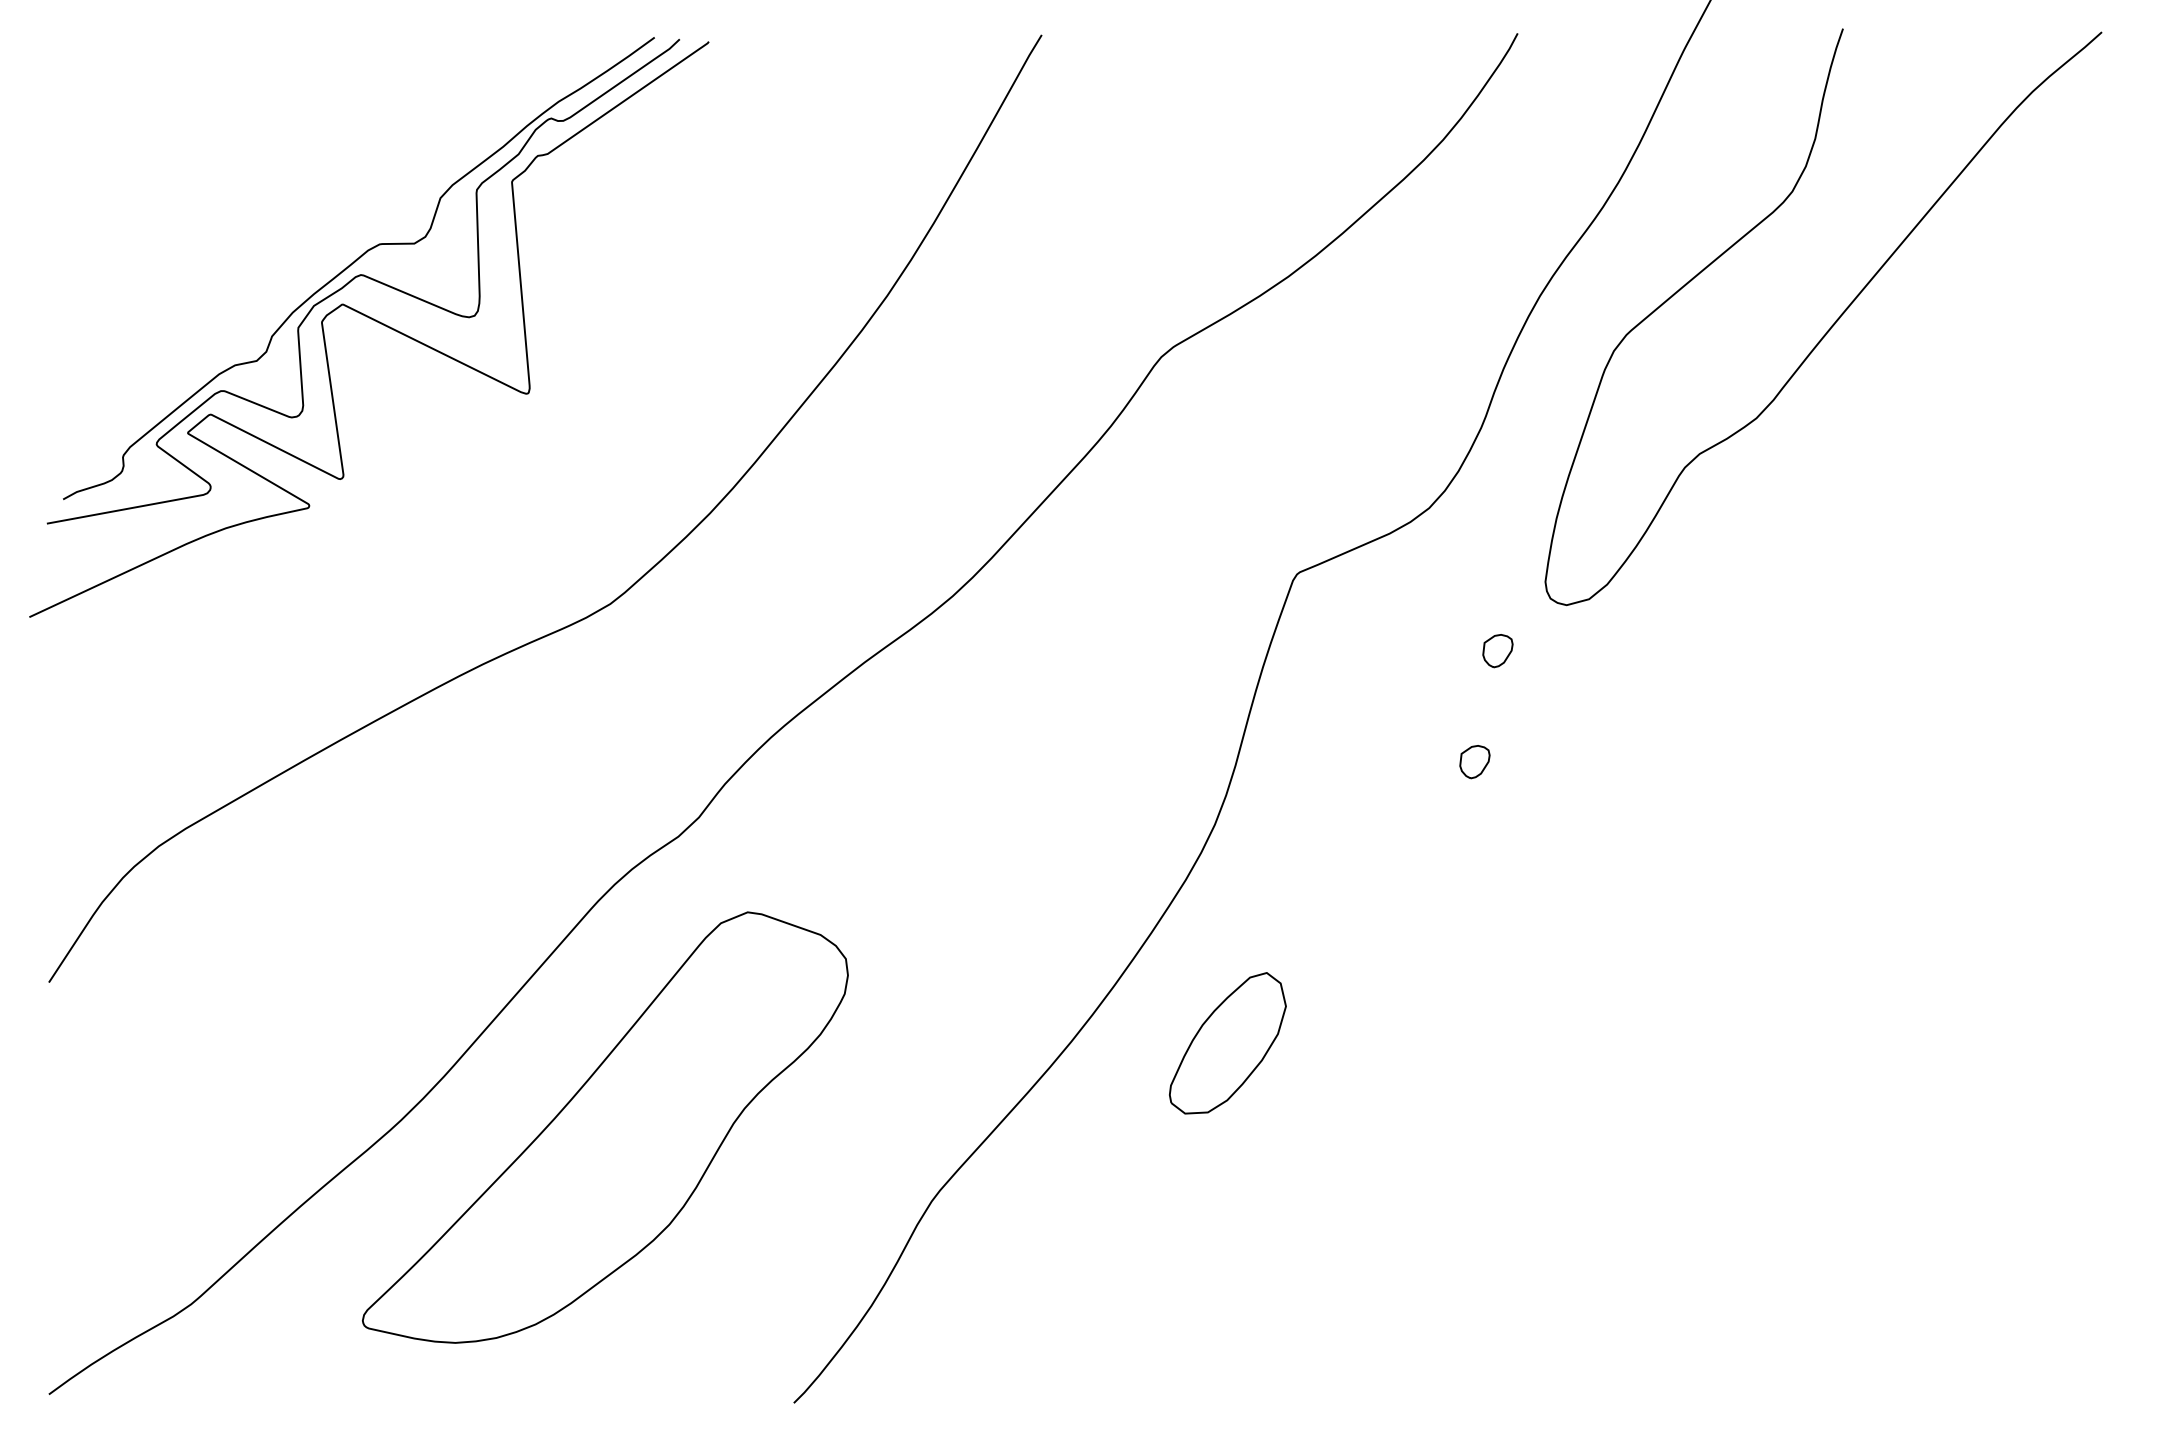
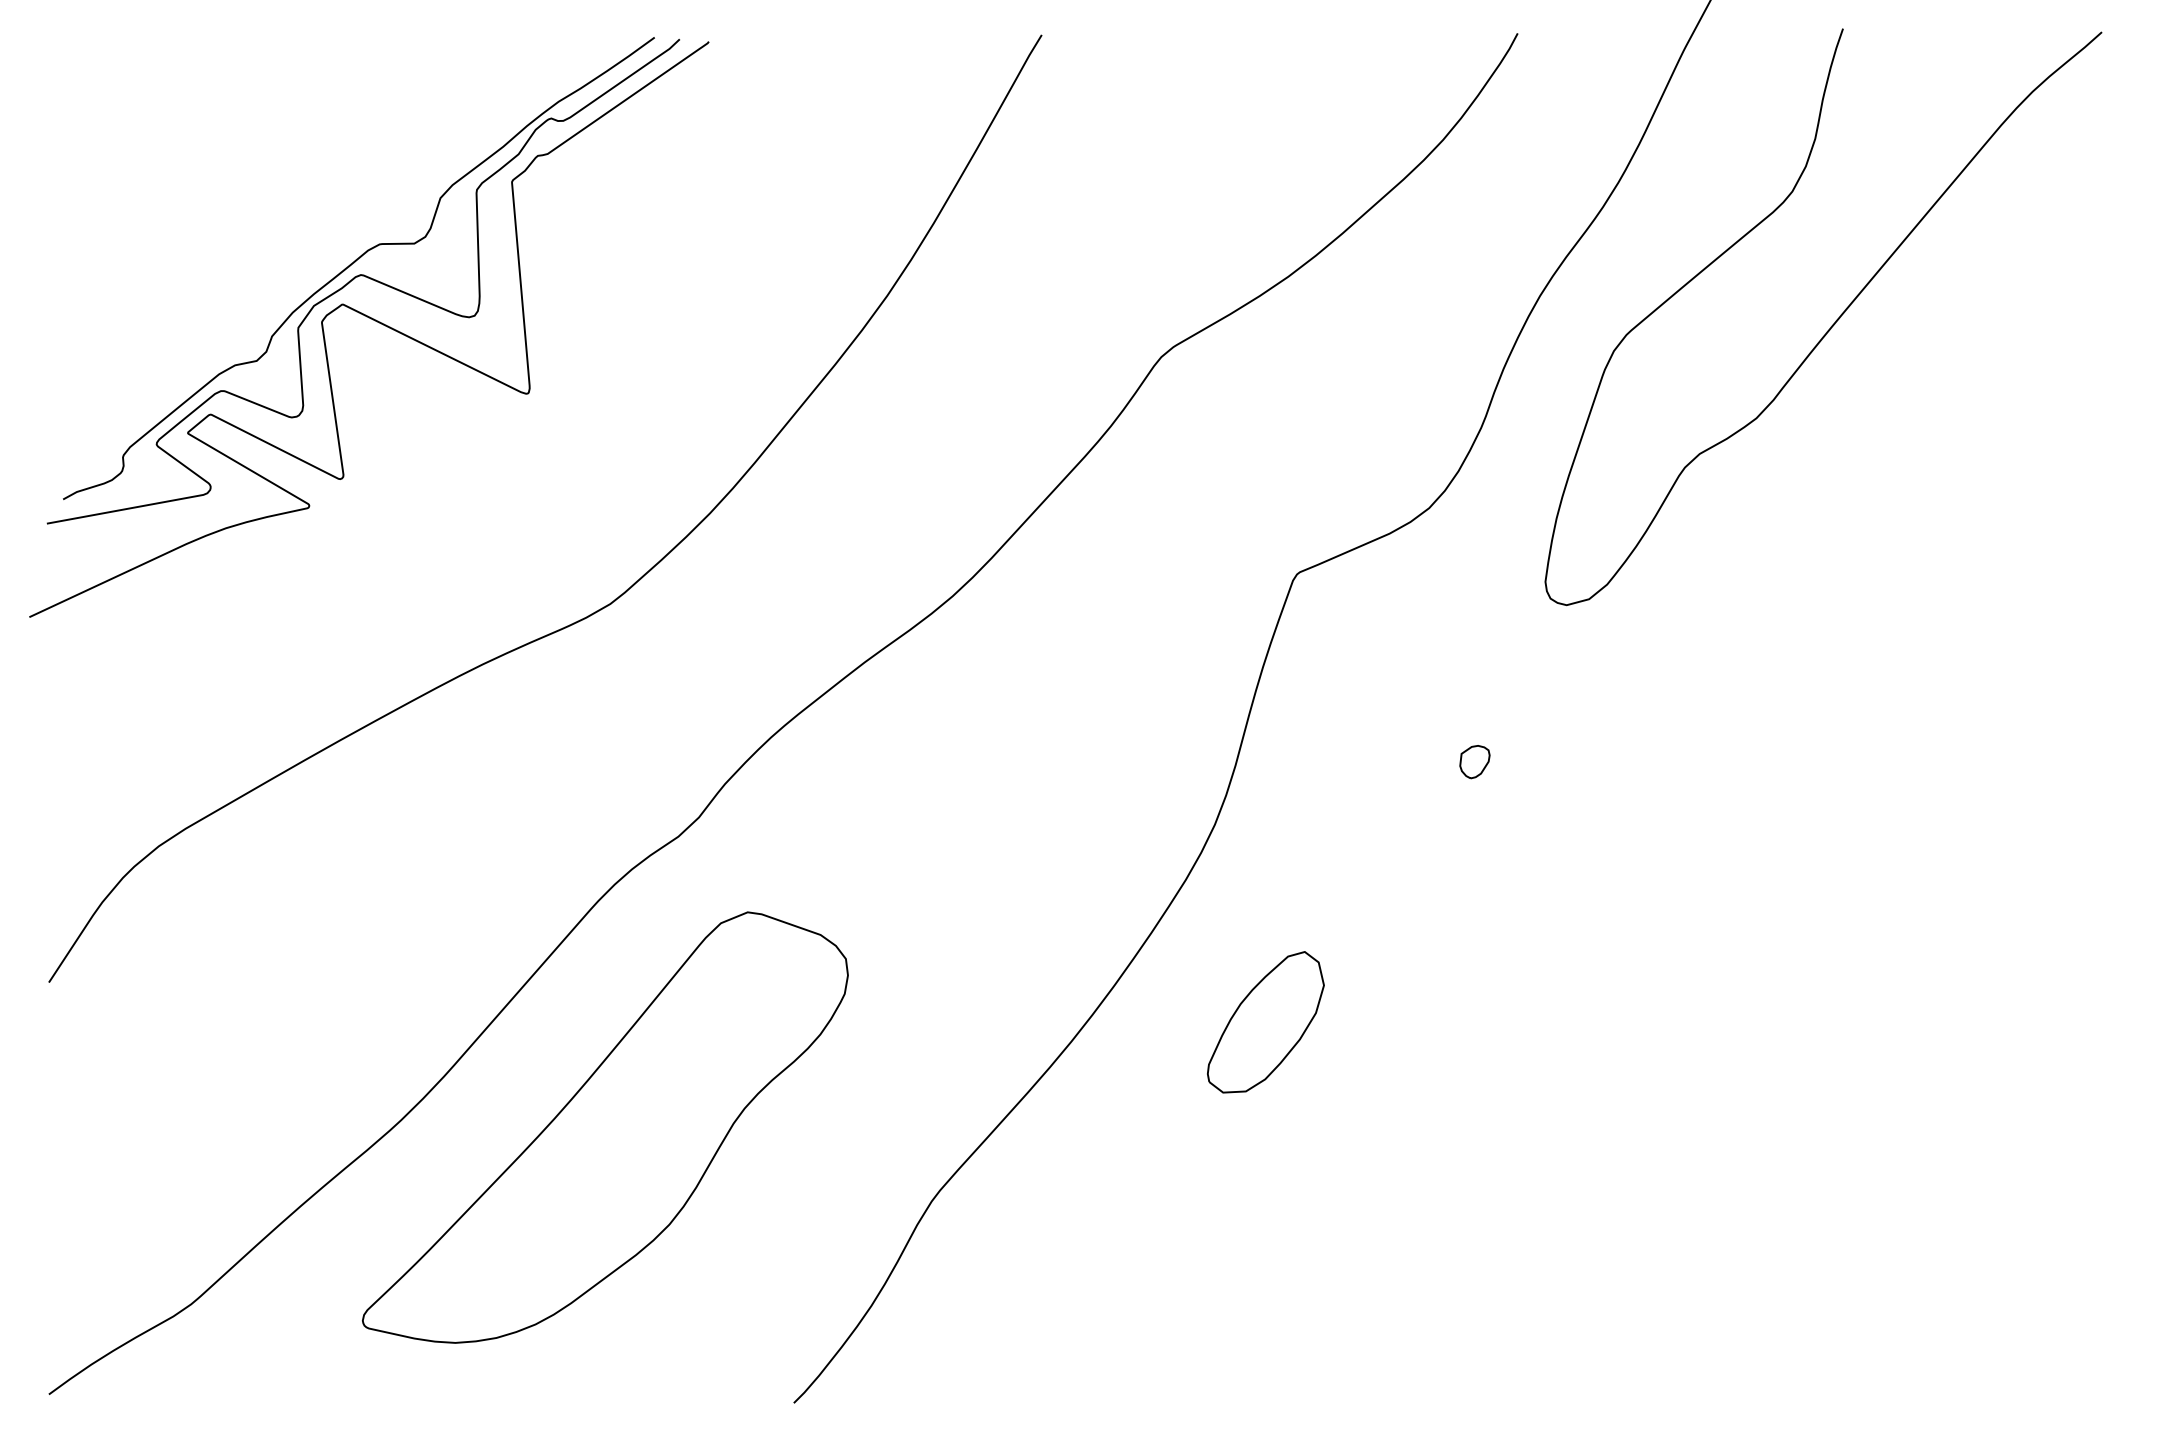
part: present -> none (1497, 651)
part position: (1227, 1043) -> (1265, 1022) (1265, 1022)
